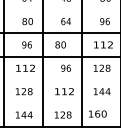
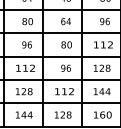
line: none -> present (59, 9)
text position: (60, 44) -> (66, 44) (66, 44)
line: none -> present (59, 80)
line: none -> present (59, 103)
text position: (97, 113) -> (102, 114) (102, 114)
